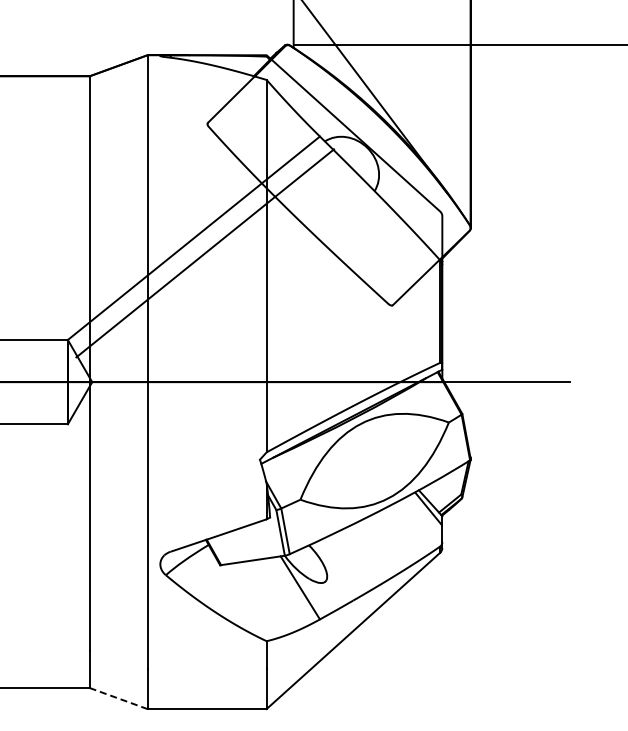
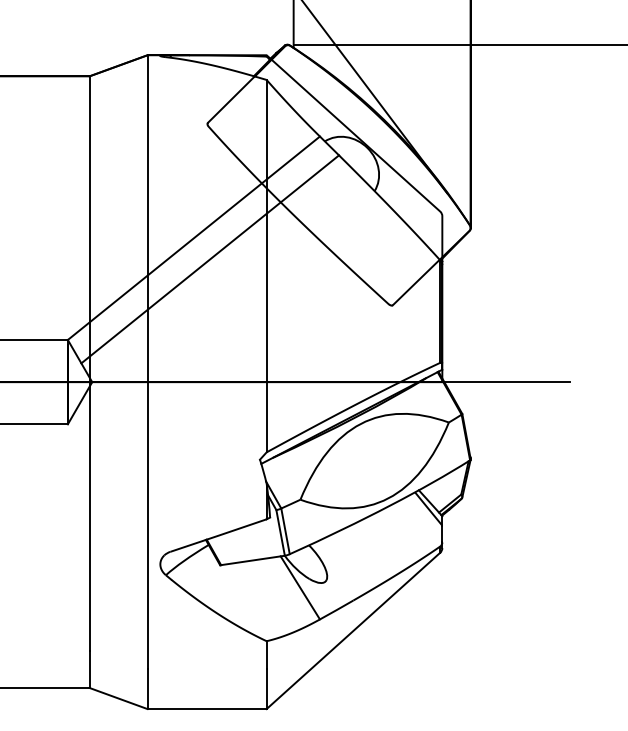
line position: (205, 253) -> (210, 259) (210, 259)
line: dashed -> solid (118, 698)
